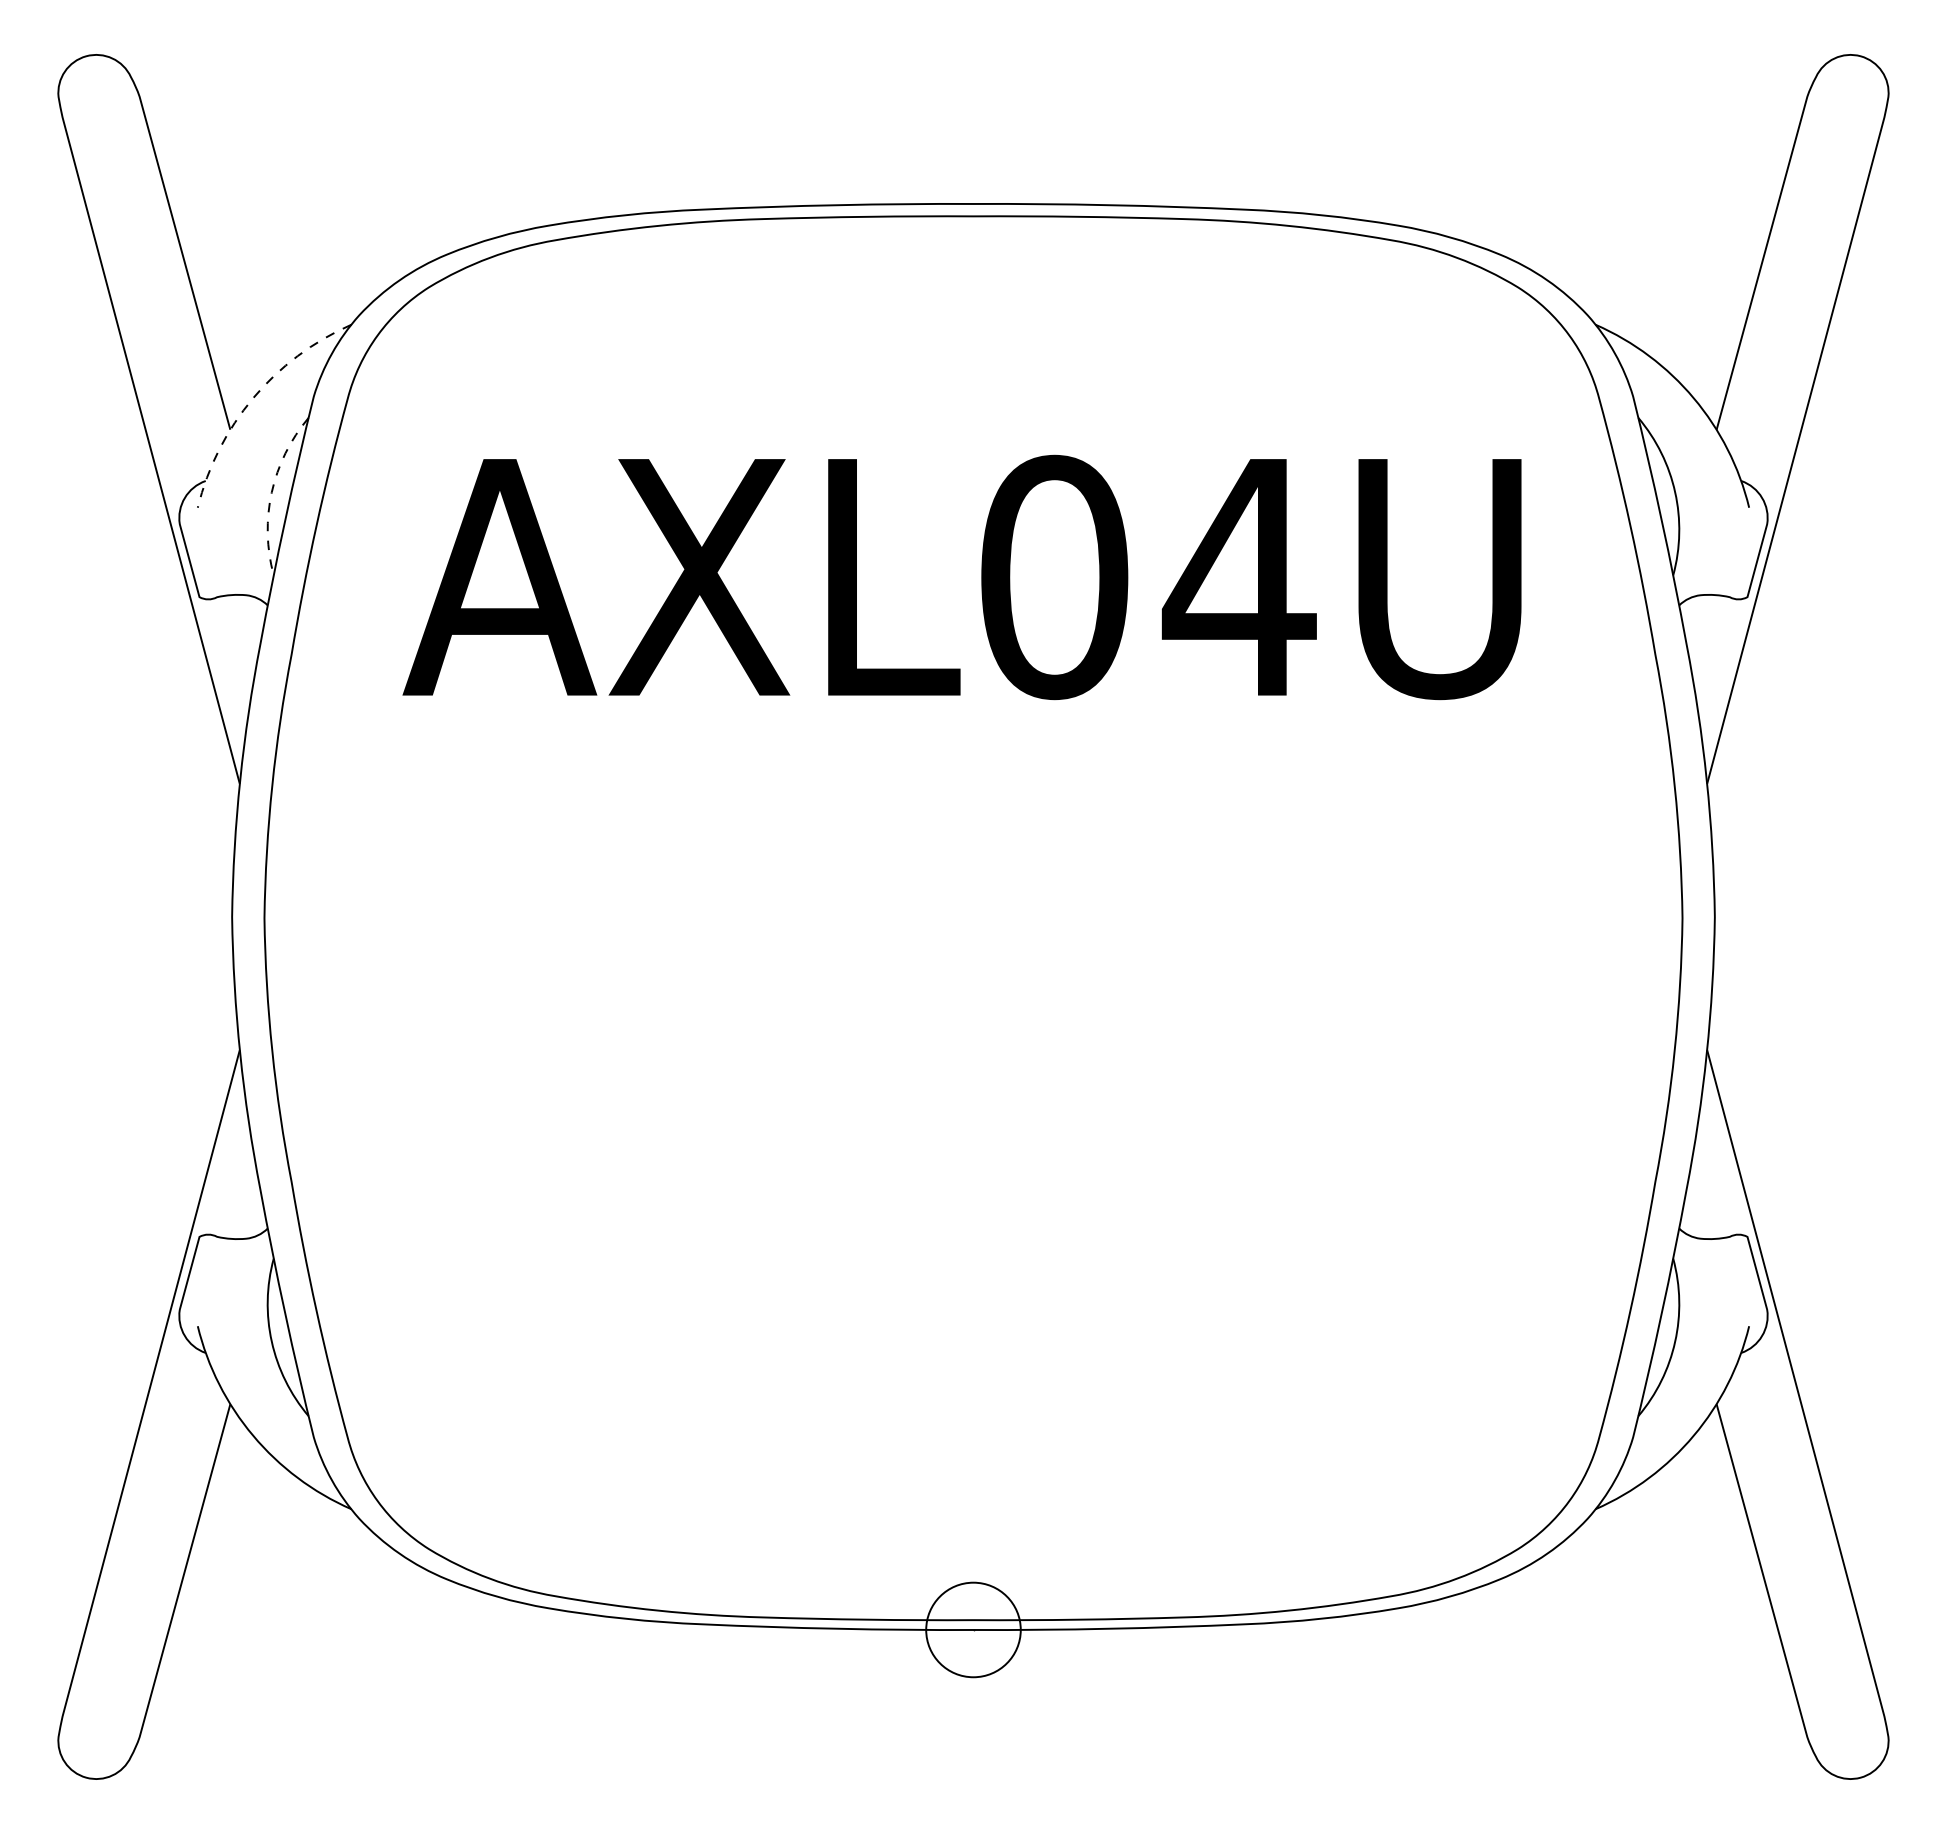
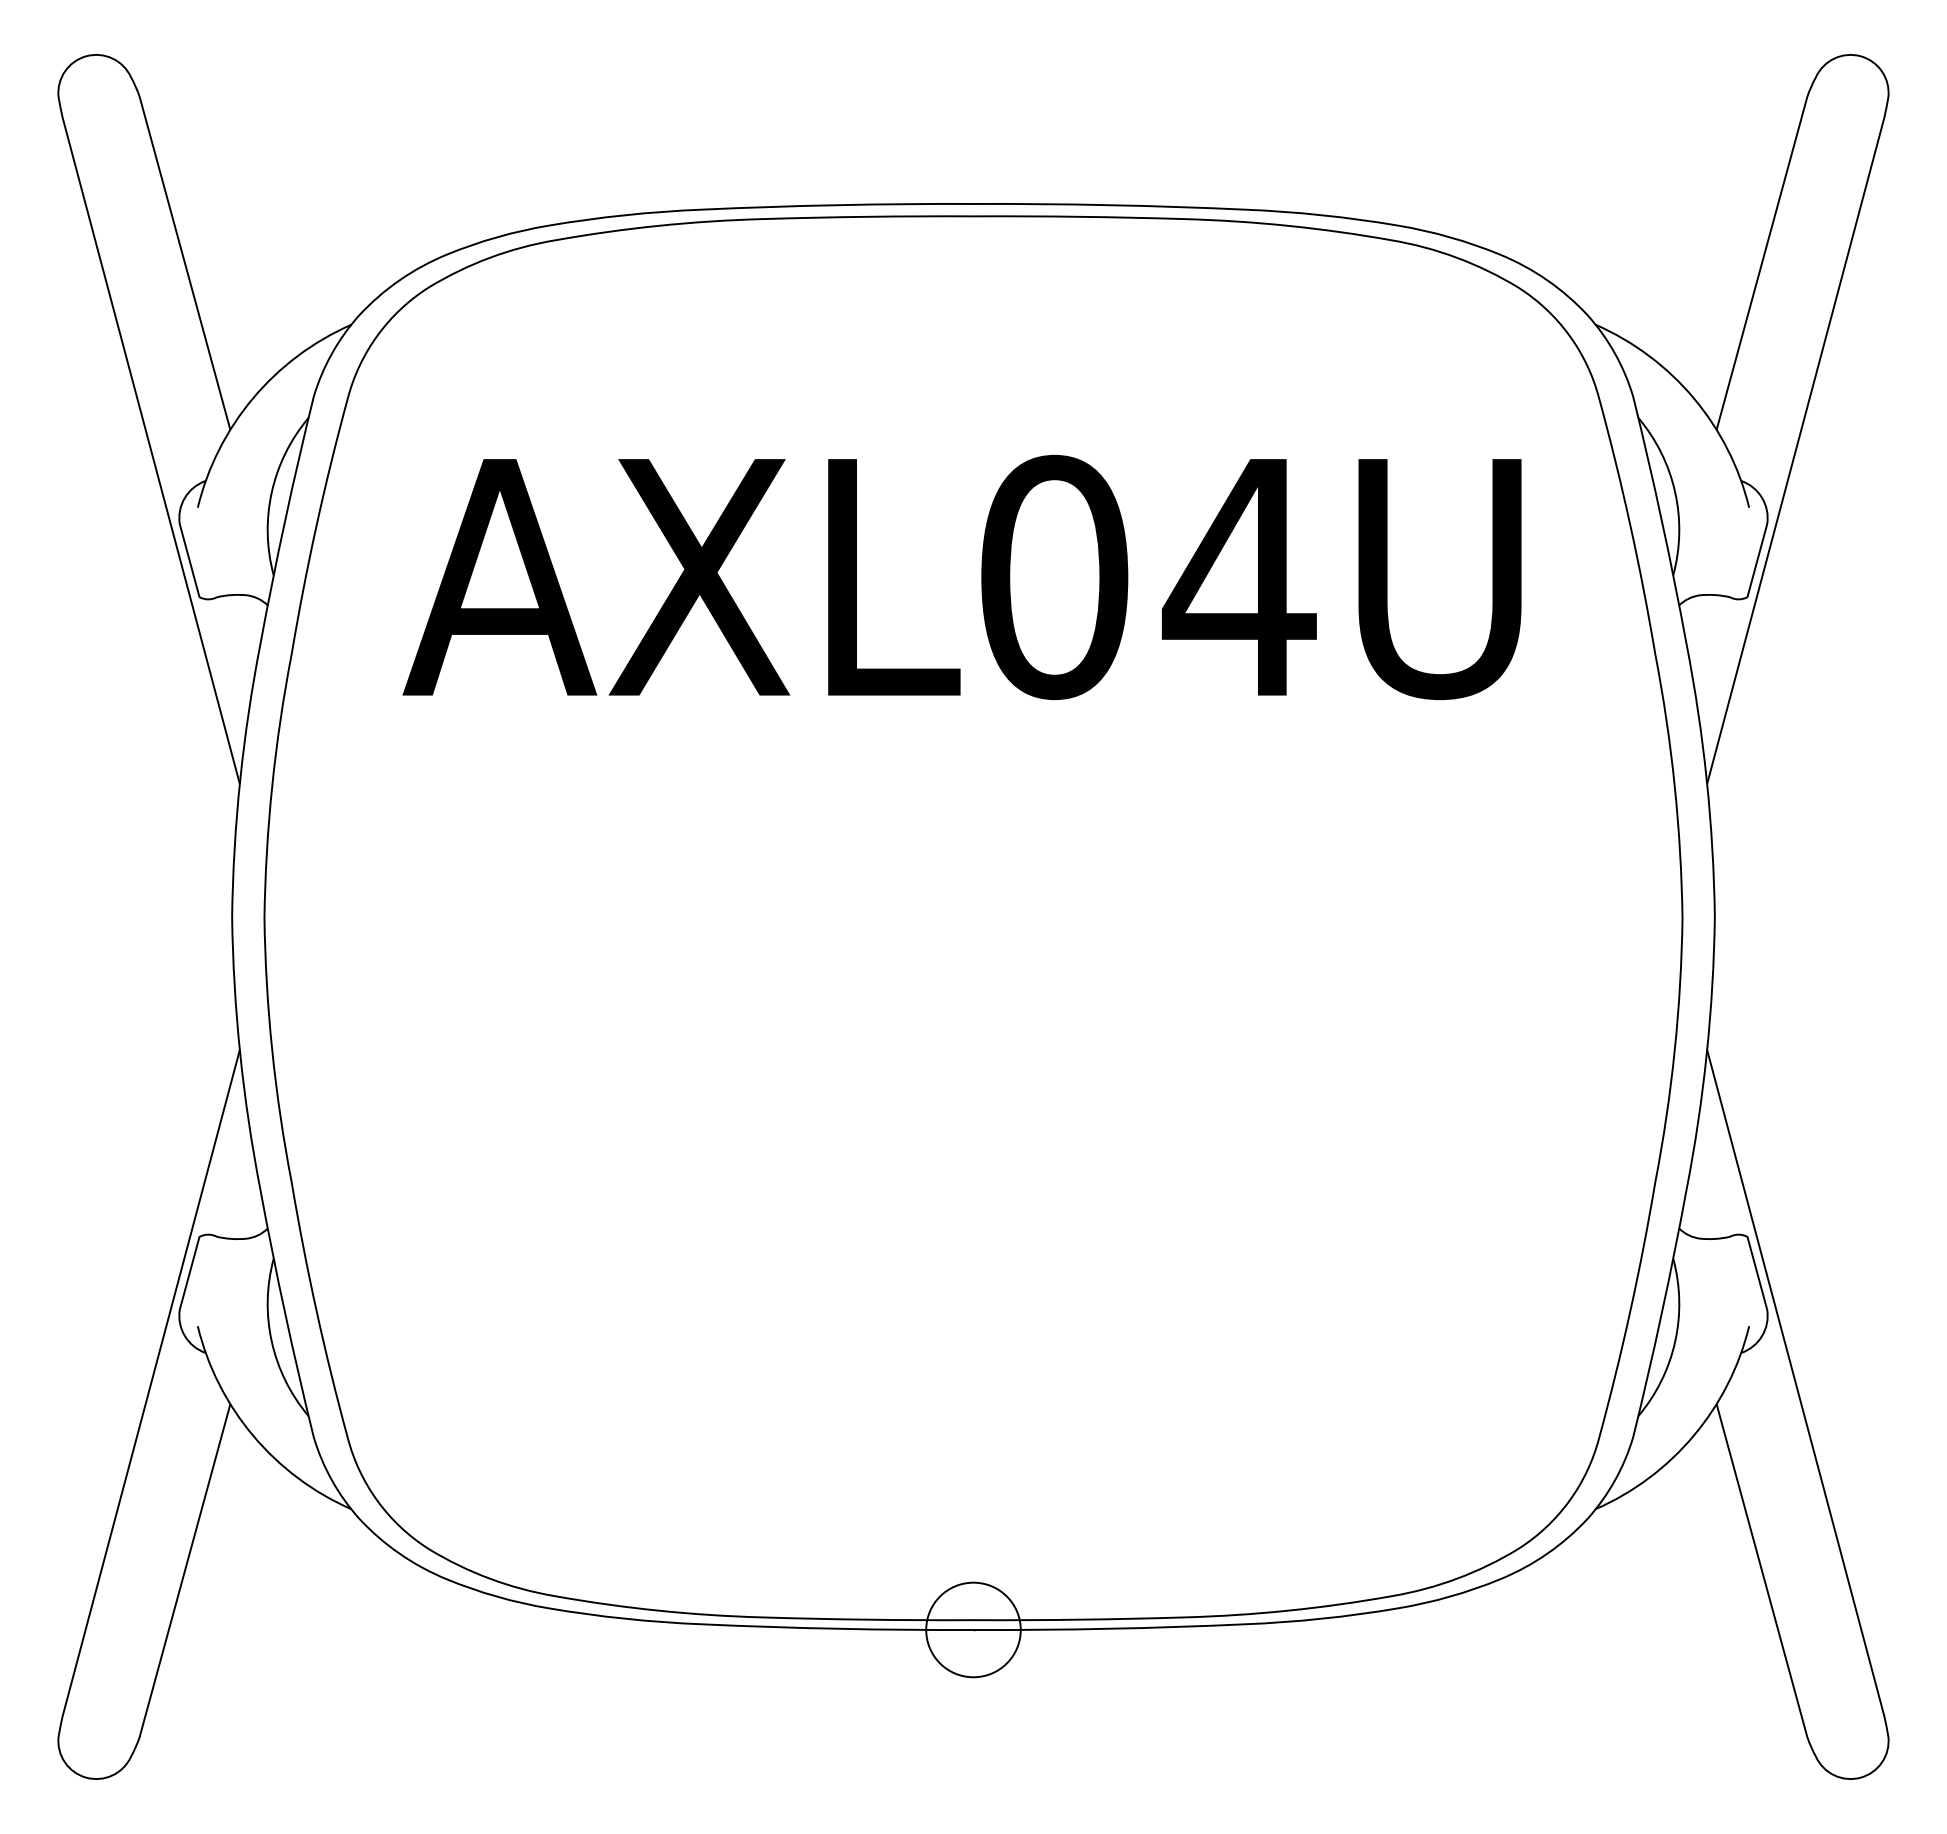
arc: dashed -> solid (253, 398)
arc: dashed -> solid (271, 492)
